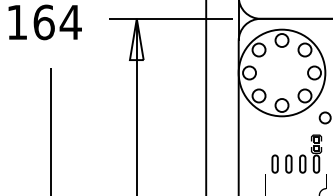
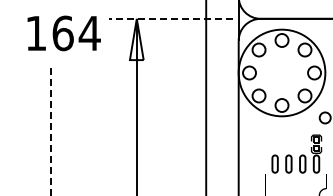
line: solid -> dashed (171, 18)
text position: (44, 22) -> (63, 33) (63, 33)
line: solid -> dashed (50, 132)
